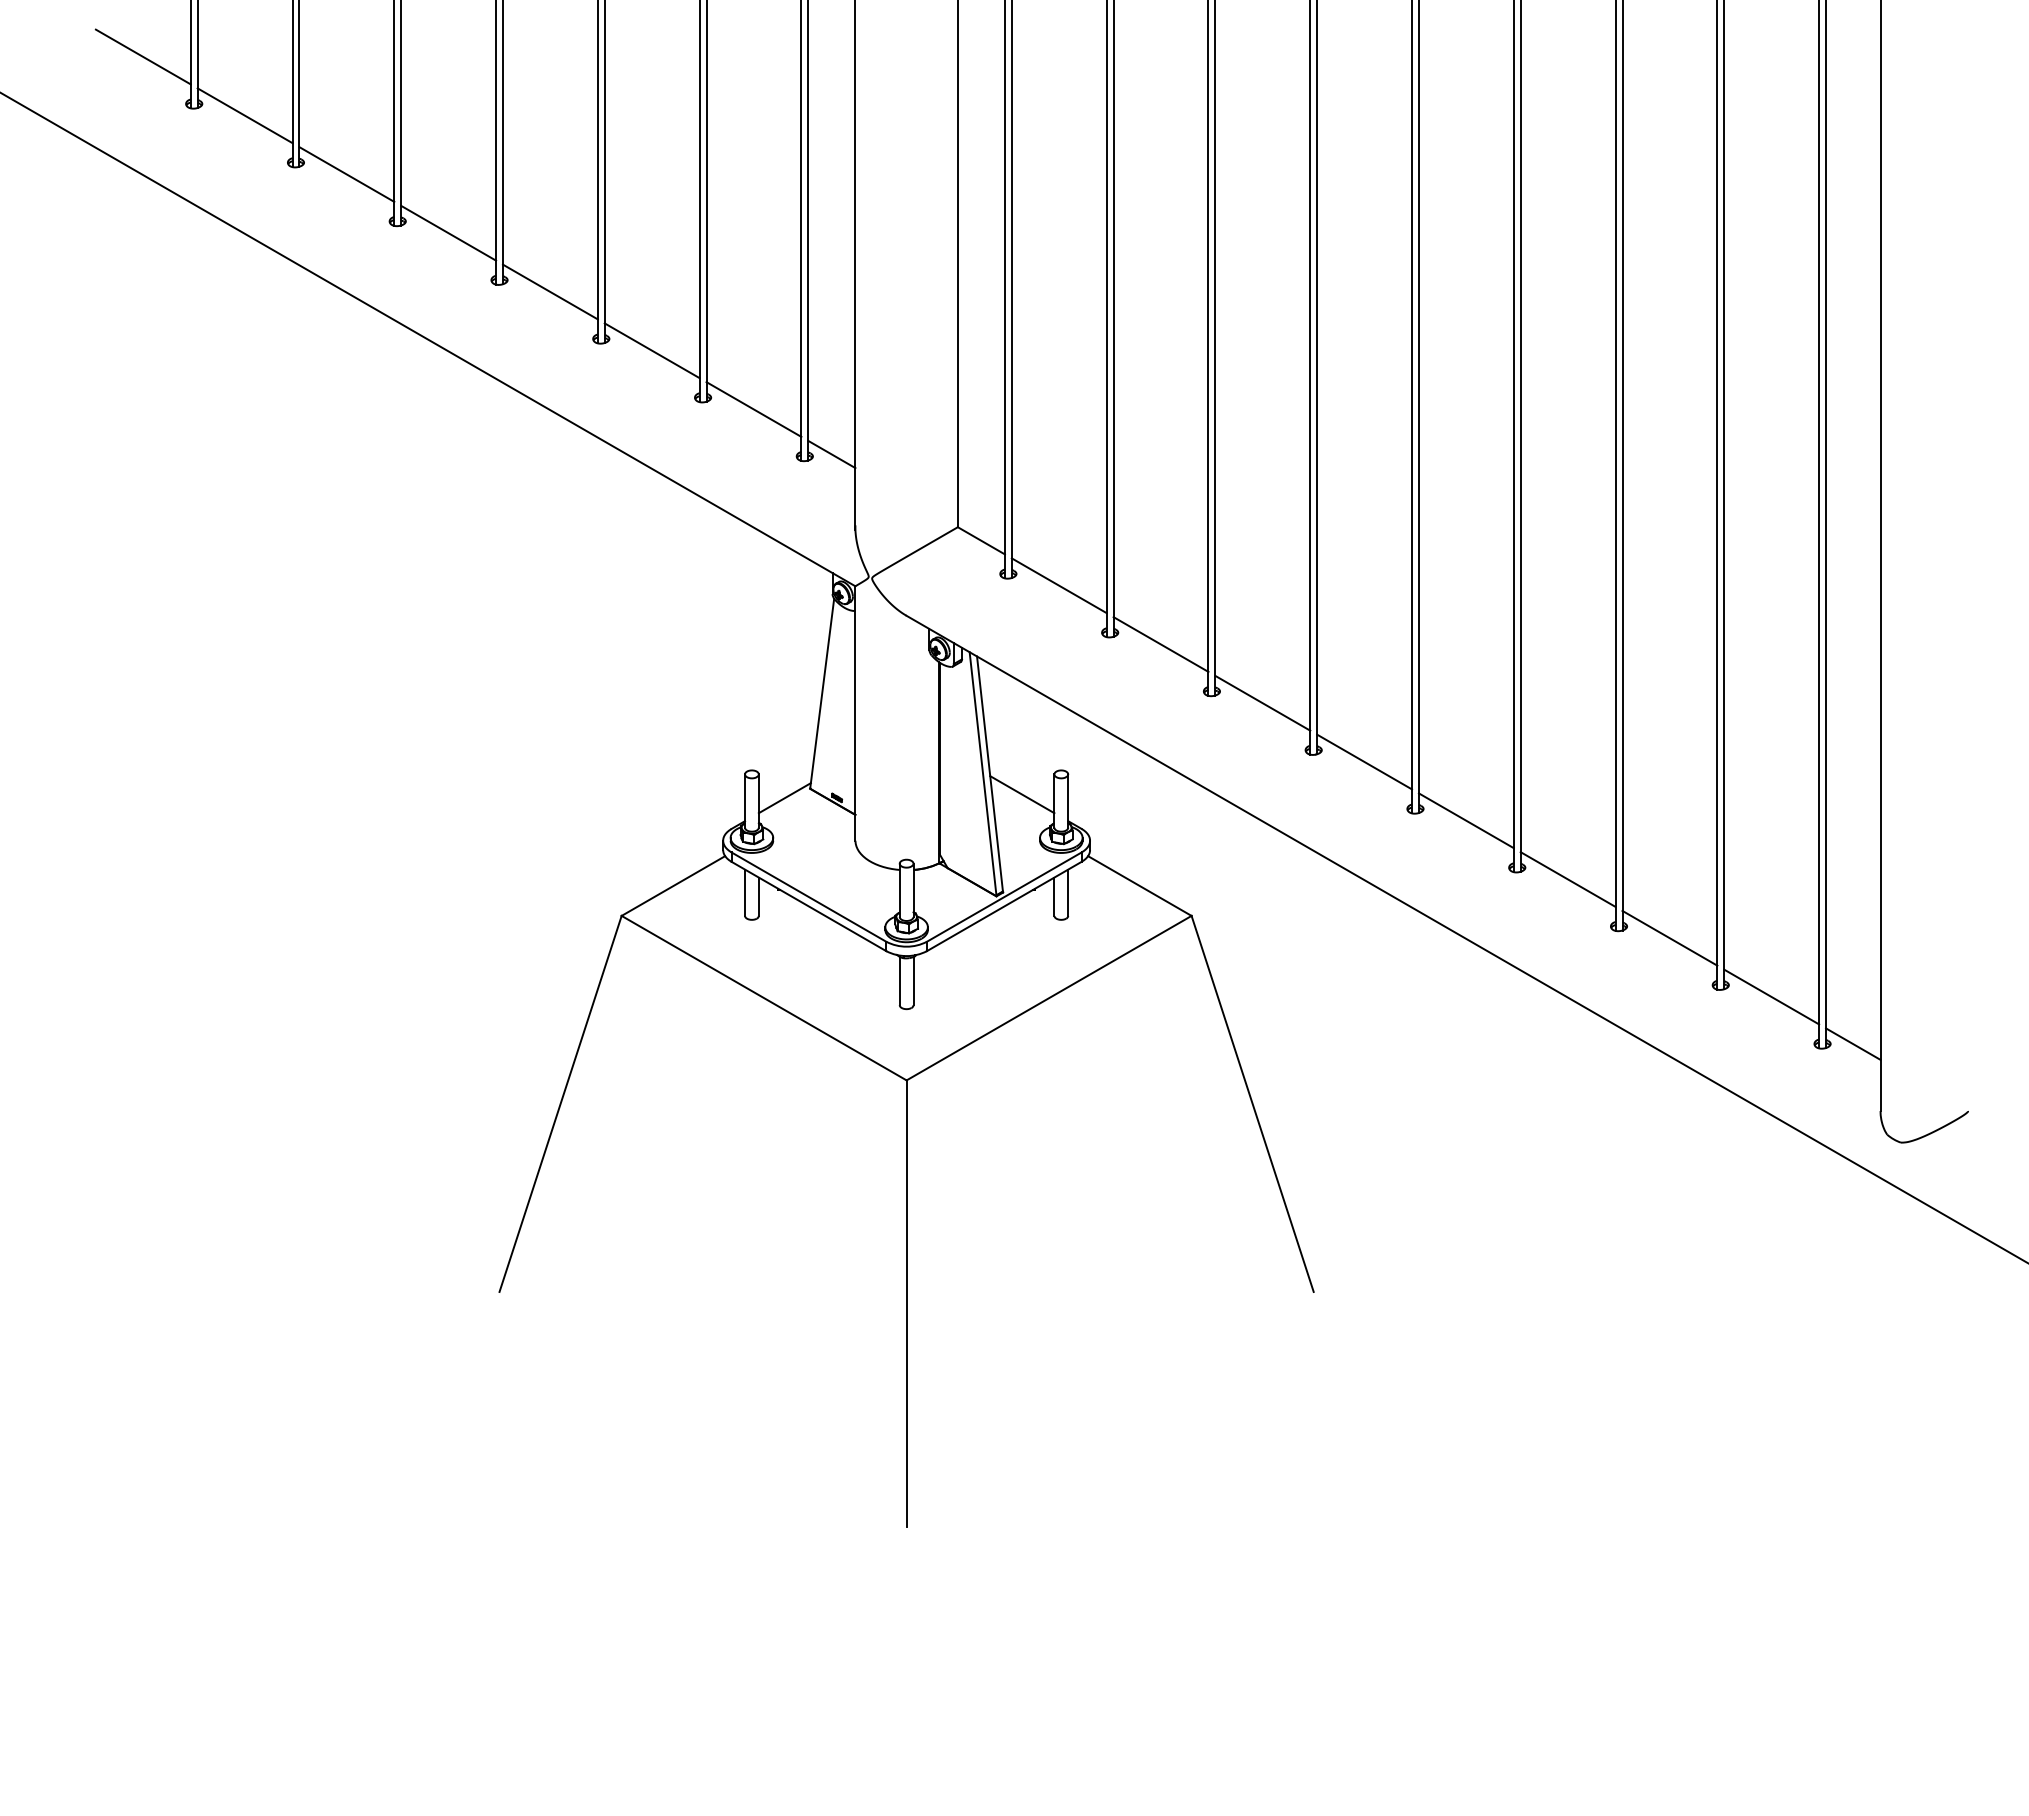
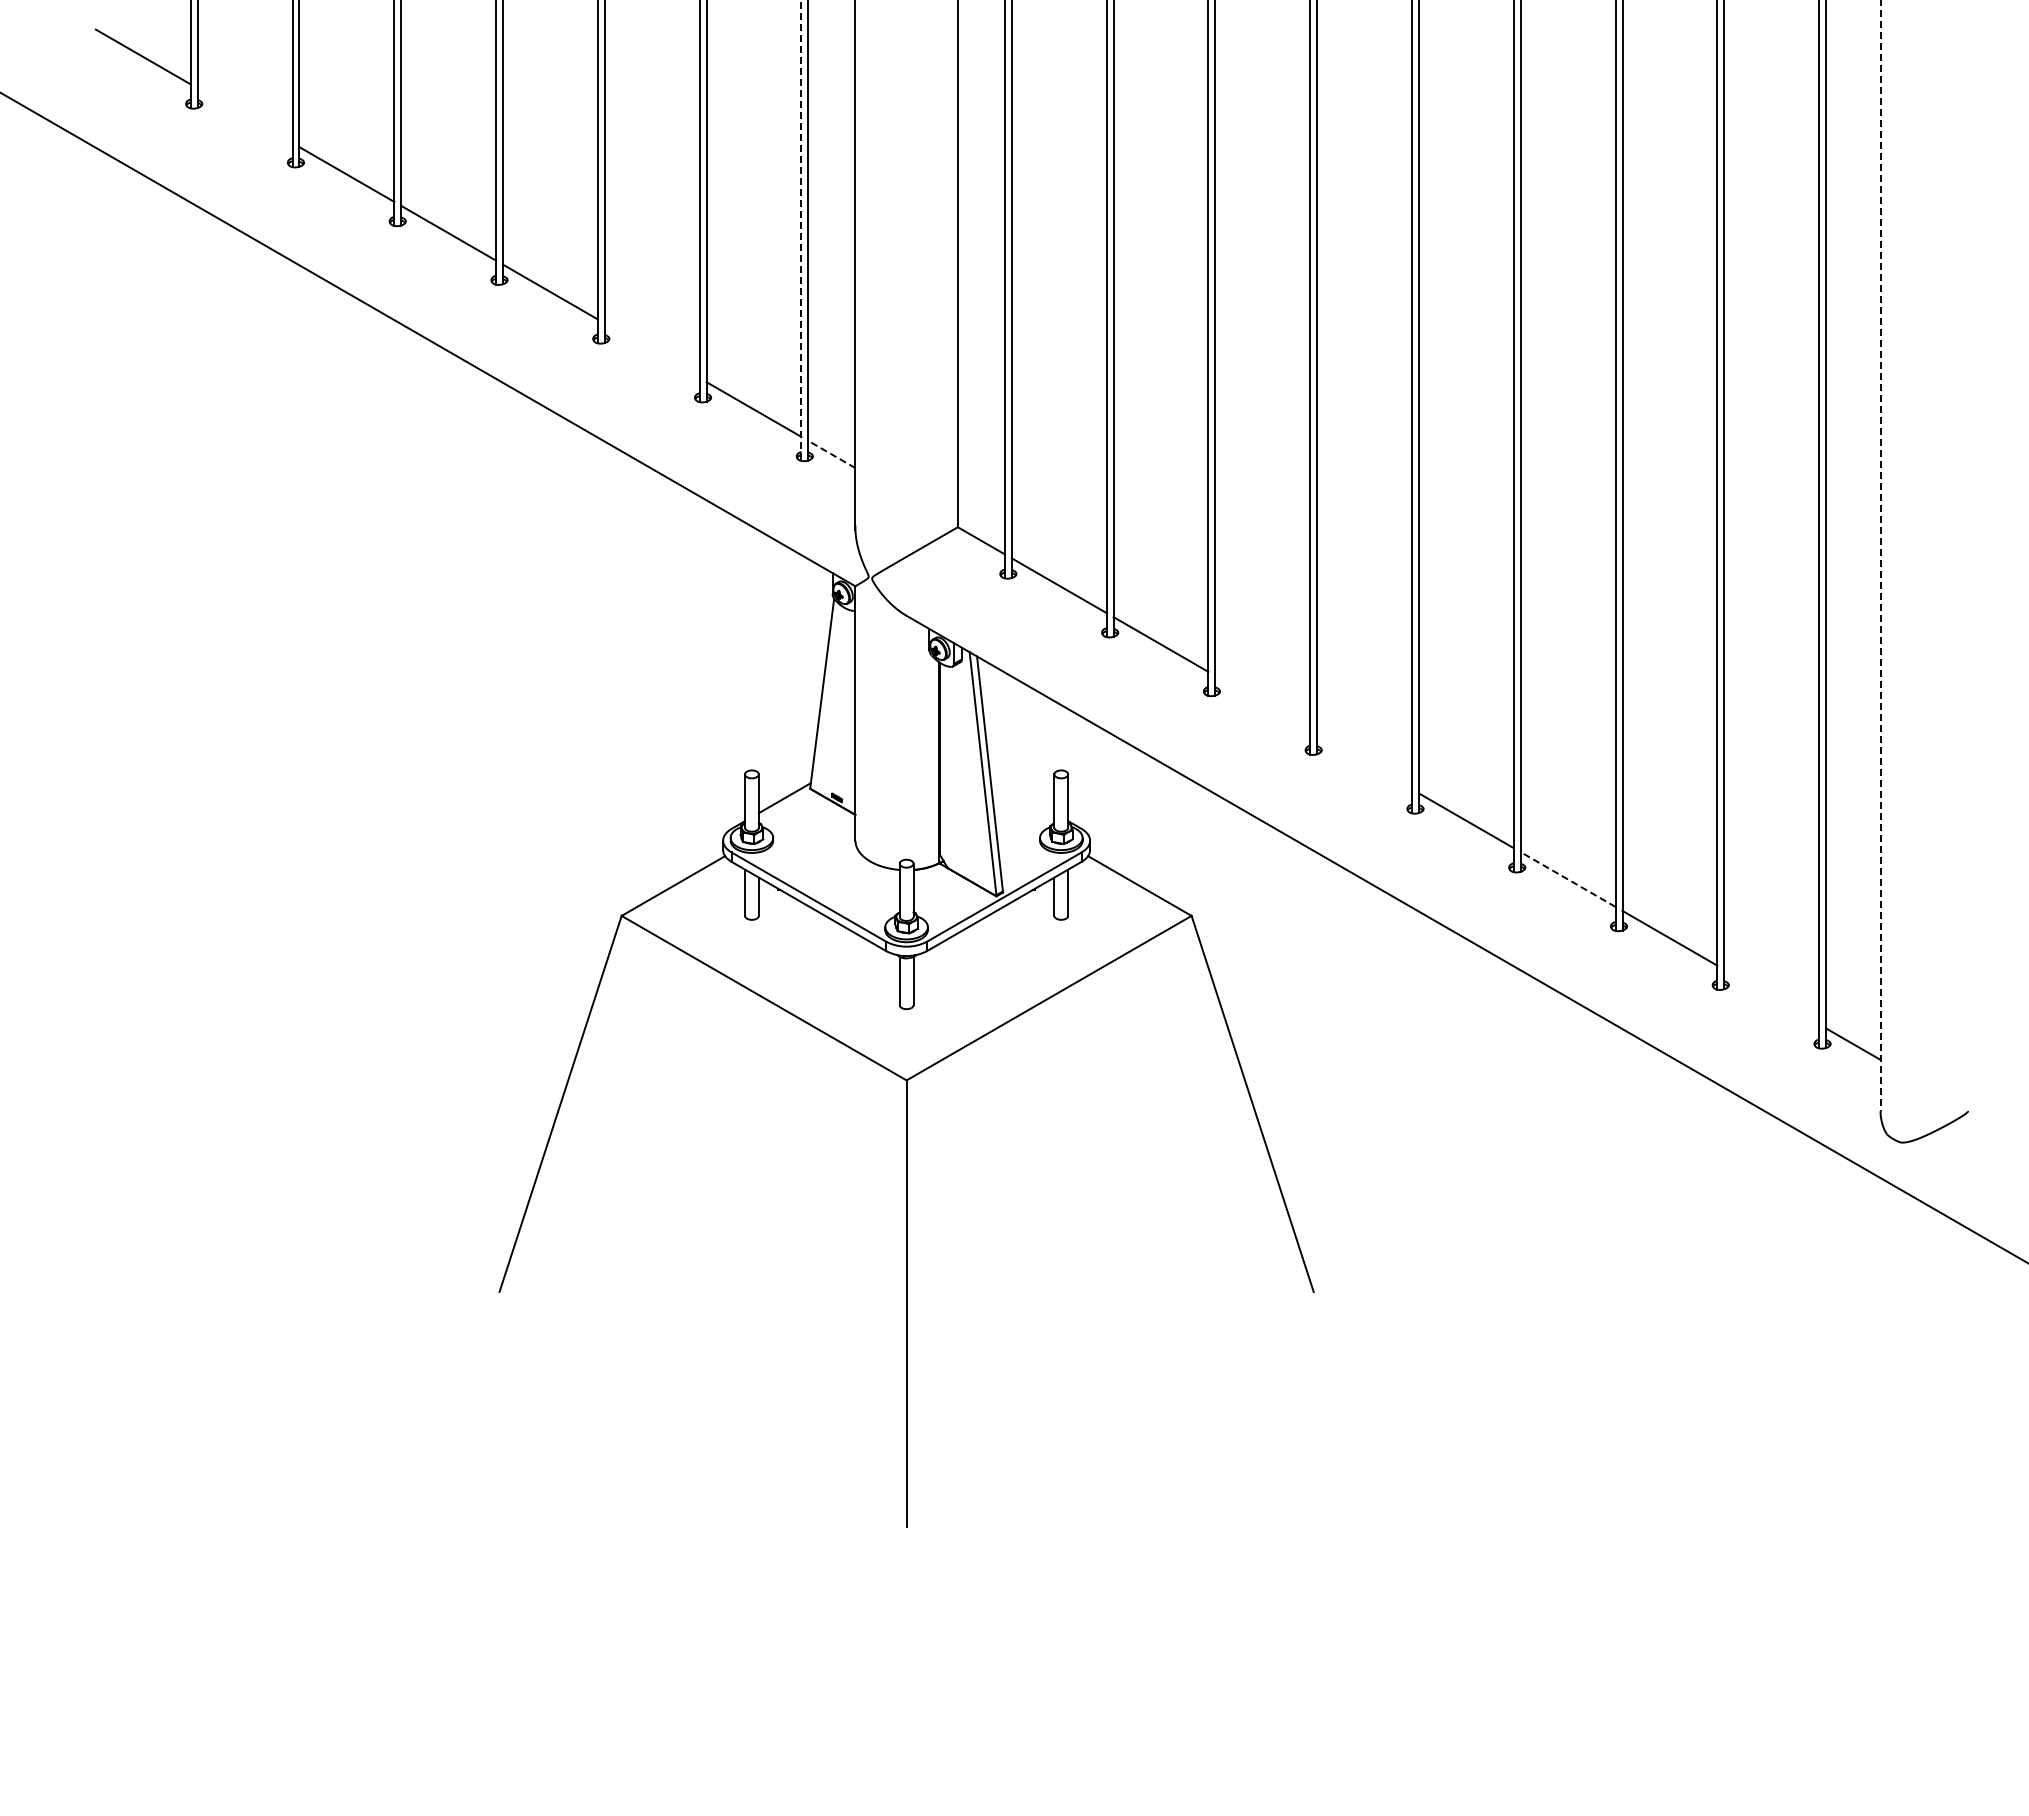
line: present -> none (244, 115)
line: solid -> dashed (801, 230)
line: present -> none (651, 350)
line: solid -> dashed (831, 454)
line: solid -> dashed (1880, 556)
line: present -> none (1262, 702)
line: present -> none (1364, 761)
line: present -> none (1022, 794)
line: solid -> dashed (1568, 879)
line: present -> none (1771, 996)
